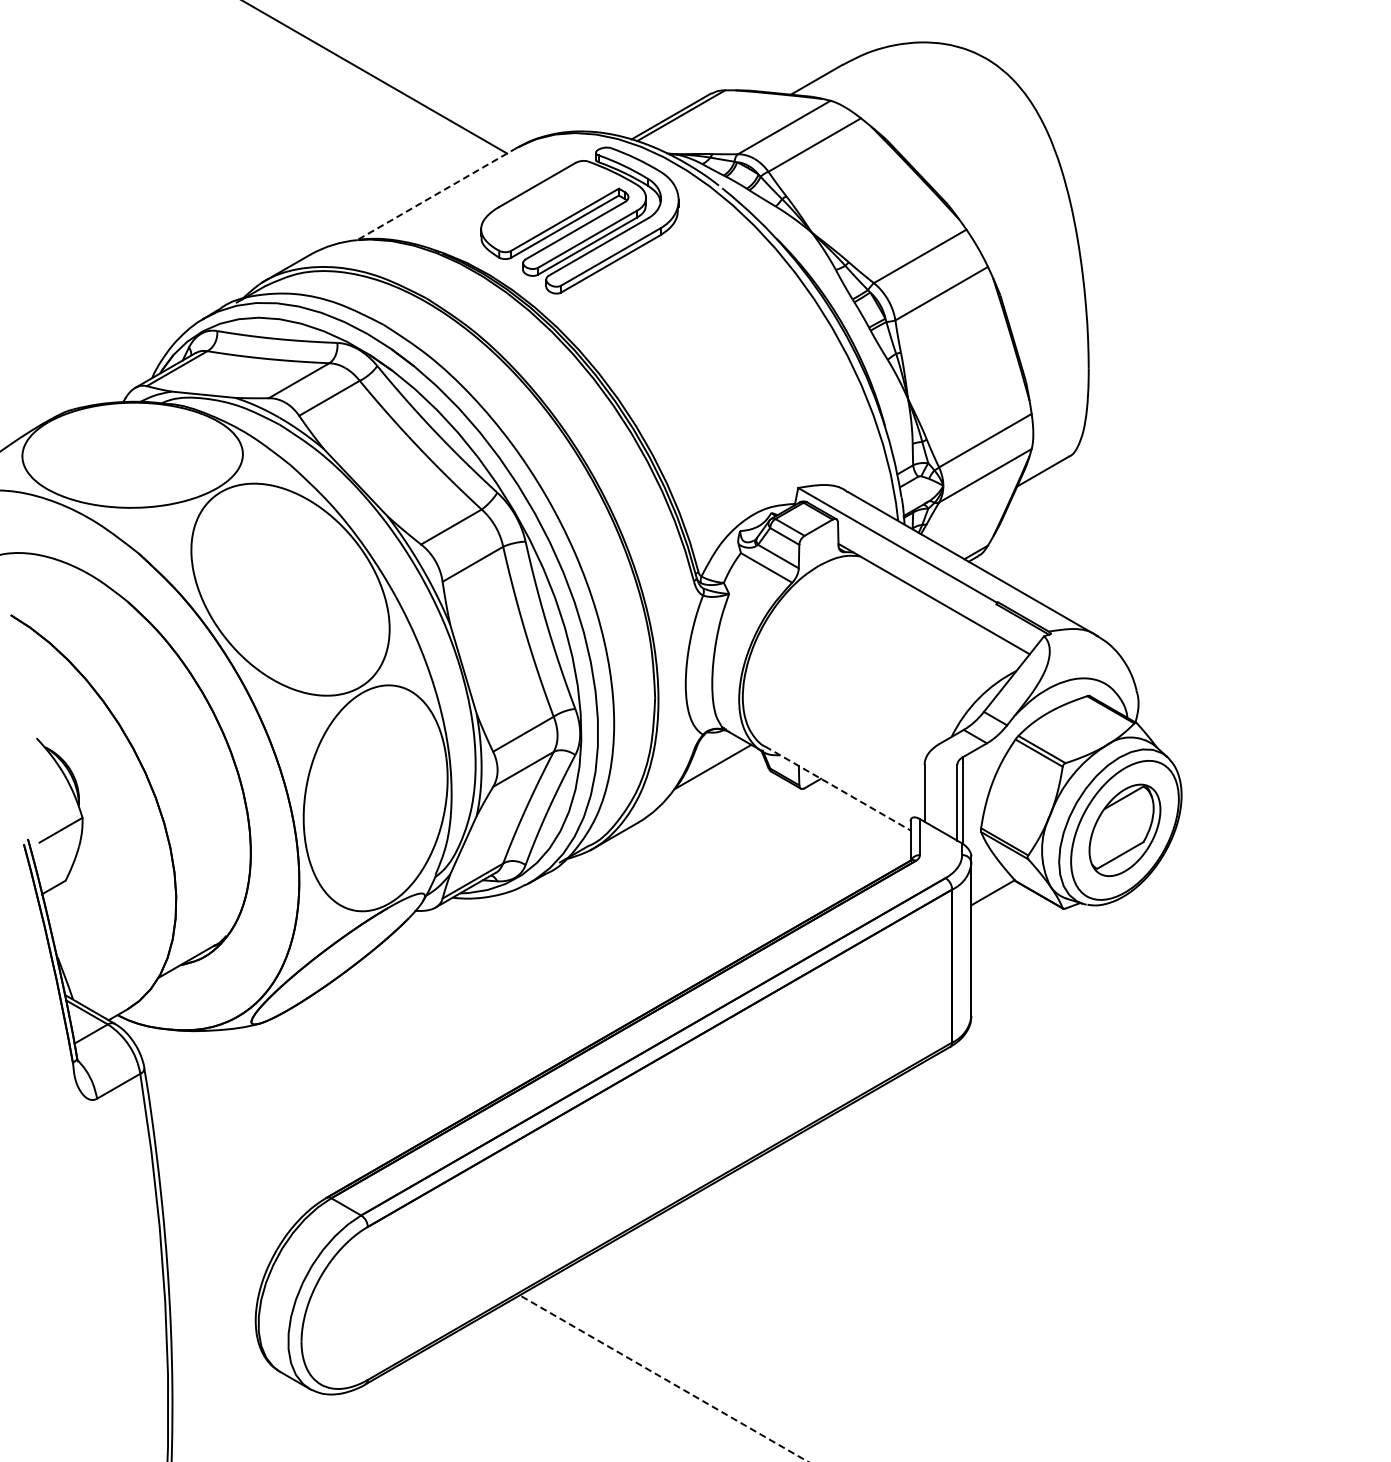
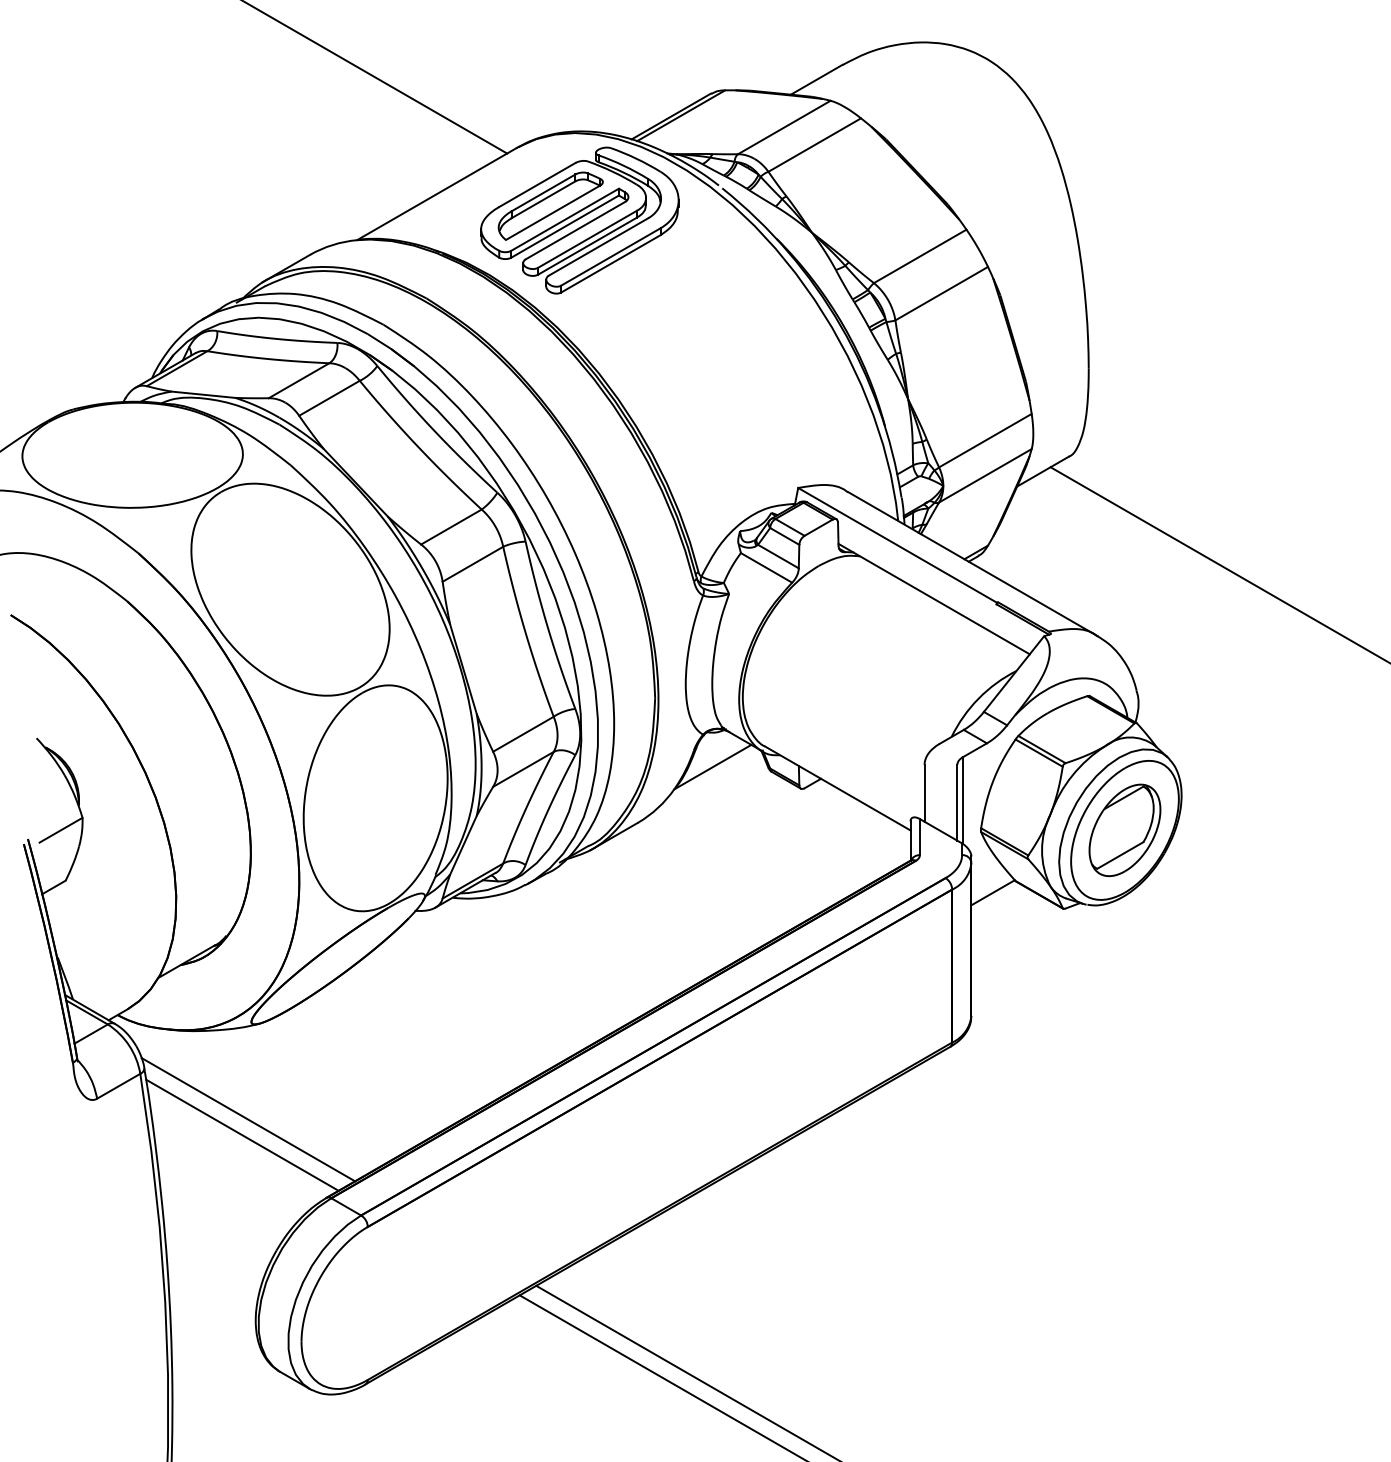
line: dashed -> solid (436, 194)
part: none -> present (550, 205)
line: none -> present (1218, 564)
line: dashed -> solid (838, 788)
line: none -> present (248, 1119)
line: none -> present (242, 1134)
line: none -> present (686, 1371)
line: dashed -> solid (663, 1378)
